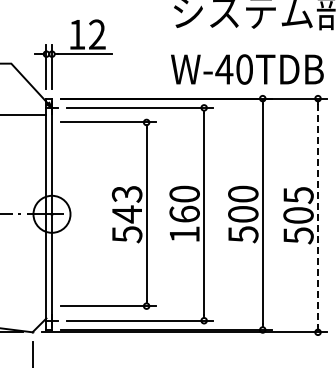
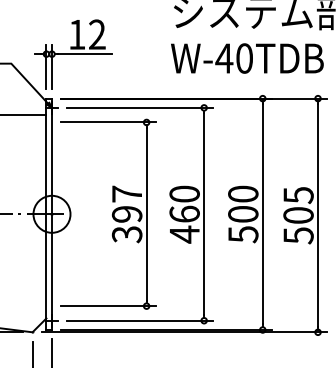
text position: (247, 69) -> (247, 58) (247, 58)
text: 543 -> 397 (126, 213)
line: dashed -> solid (318, 215)
text: 160 -> 460 (184, 234)
line: none -> present (52, 351)
